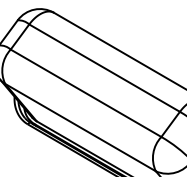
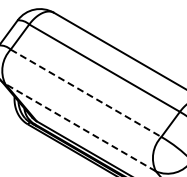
line: solid -> dashed (86, 93)
line: solid -> dashed (80, 127)
